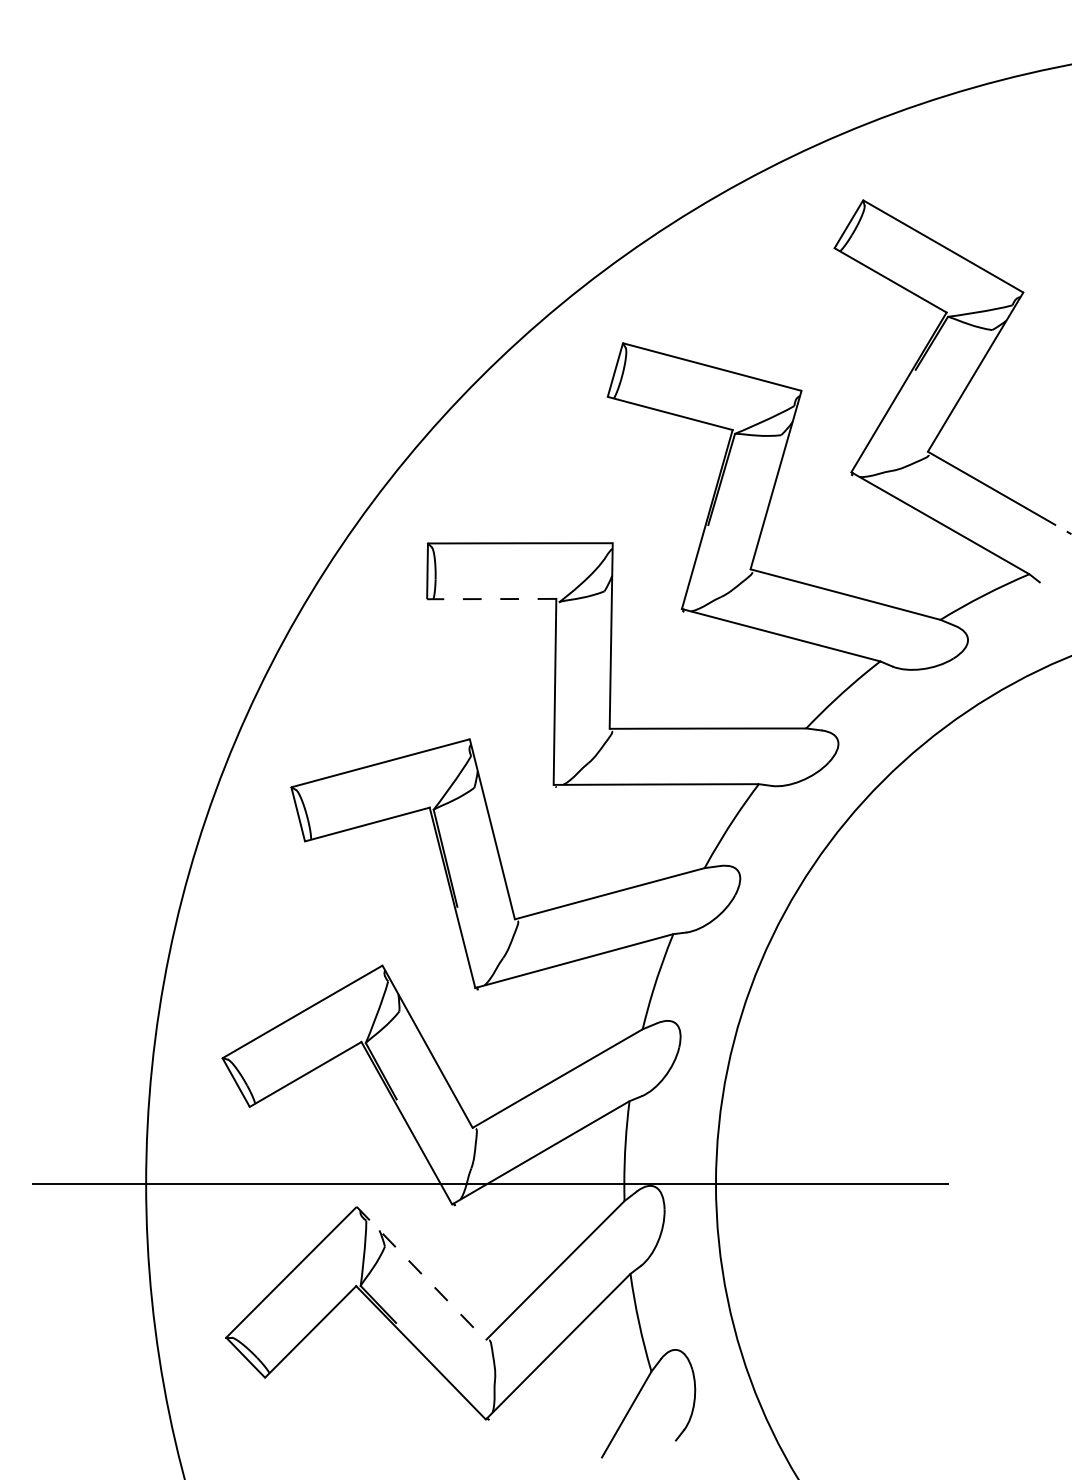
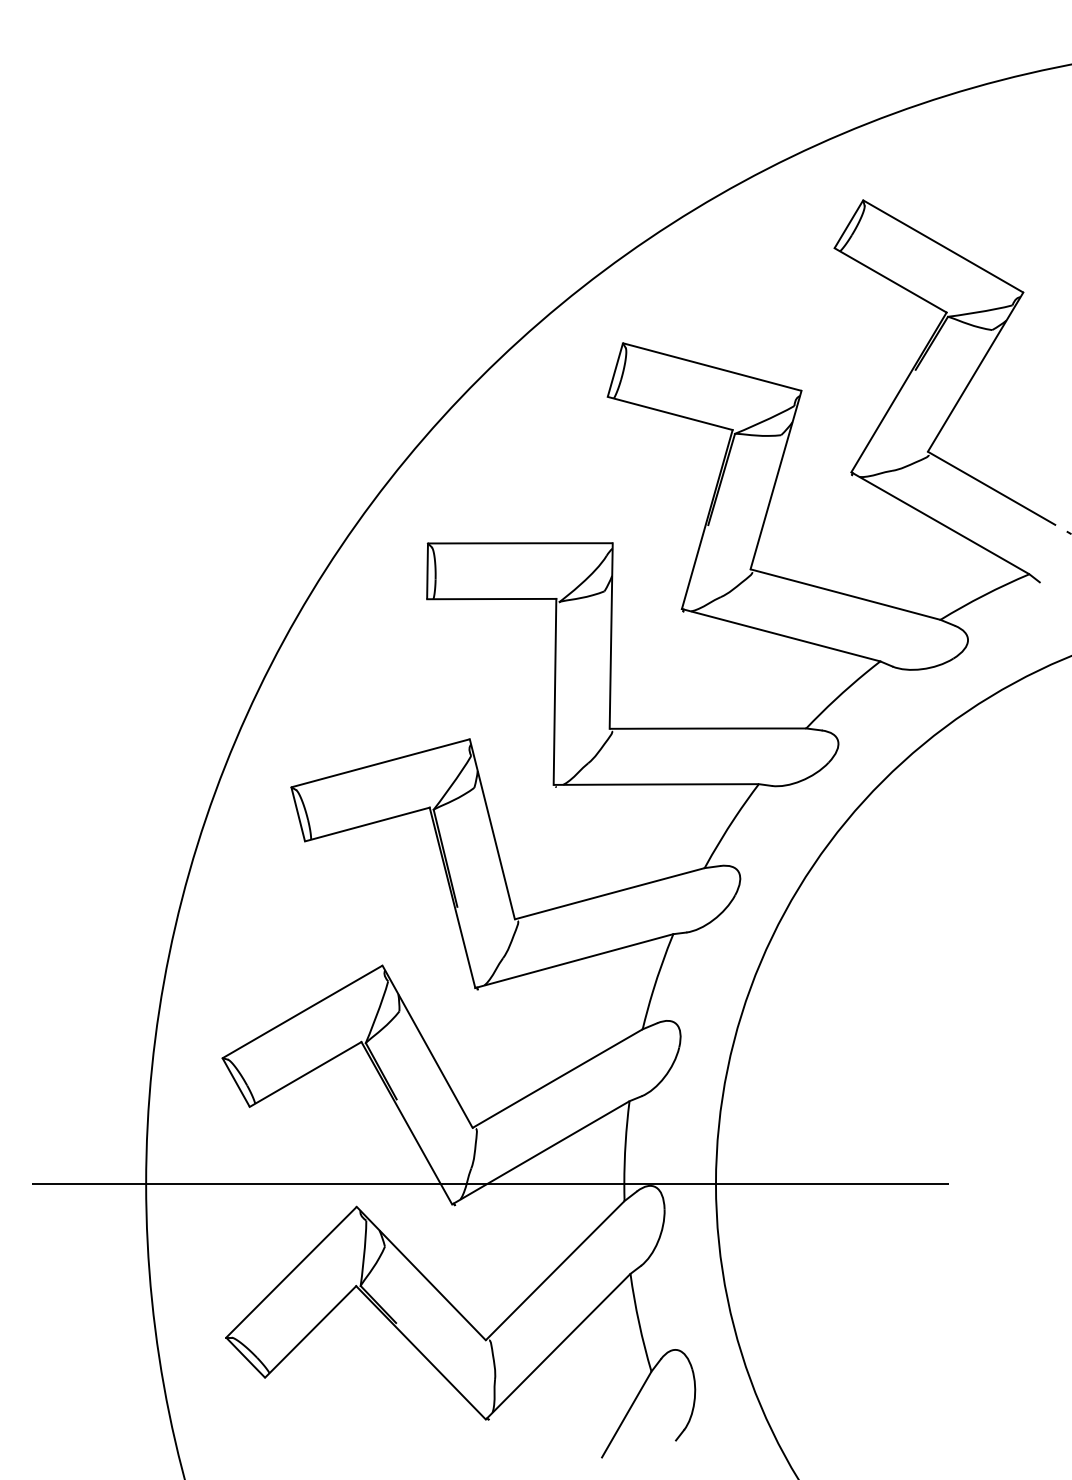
line: dashed -> solid (491, 599)
line: dashed -> solid (421, 1273)
